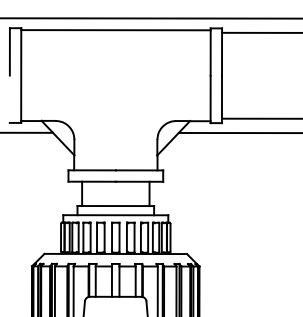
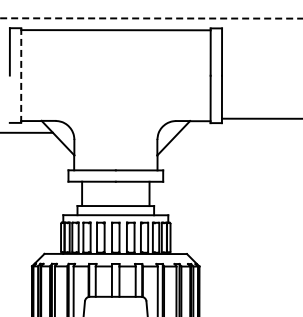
line: solid -> dashed (152, 18)
line: present -> none (260, 32)
line: solid -> dashed (21, 75)
line: present -> none (238, 132)
